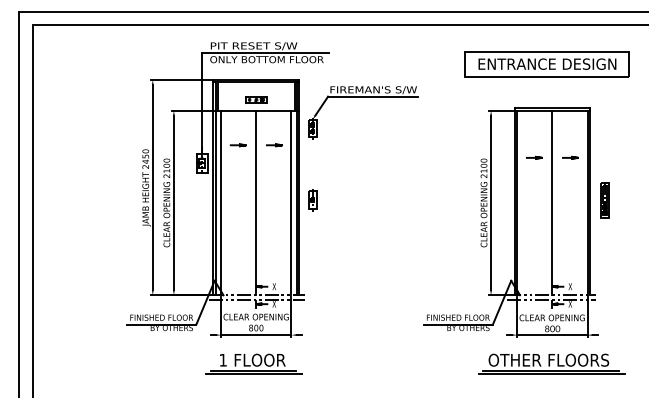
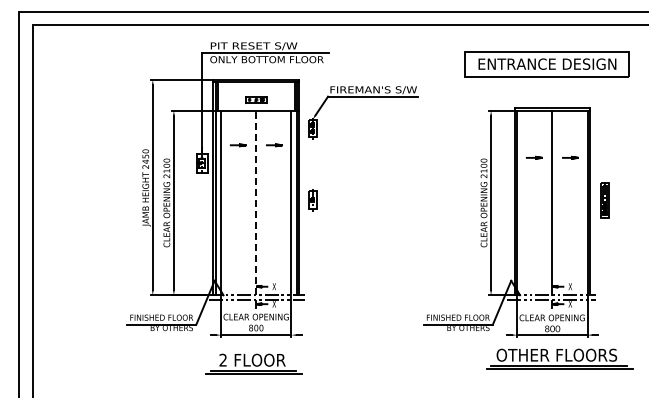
line: solid -> dashed (256, 202)
text: 1 -> 2 (222, 359)
part position: (551, 363) -> (559, 358) (559, 358)
